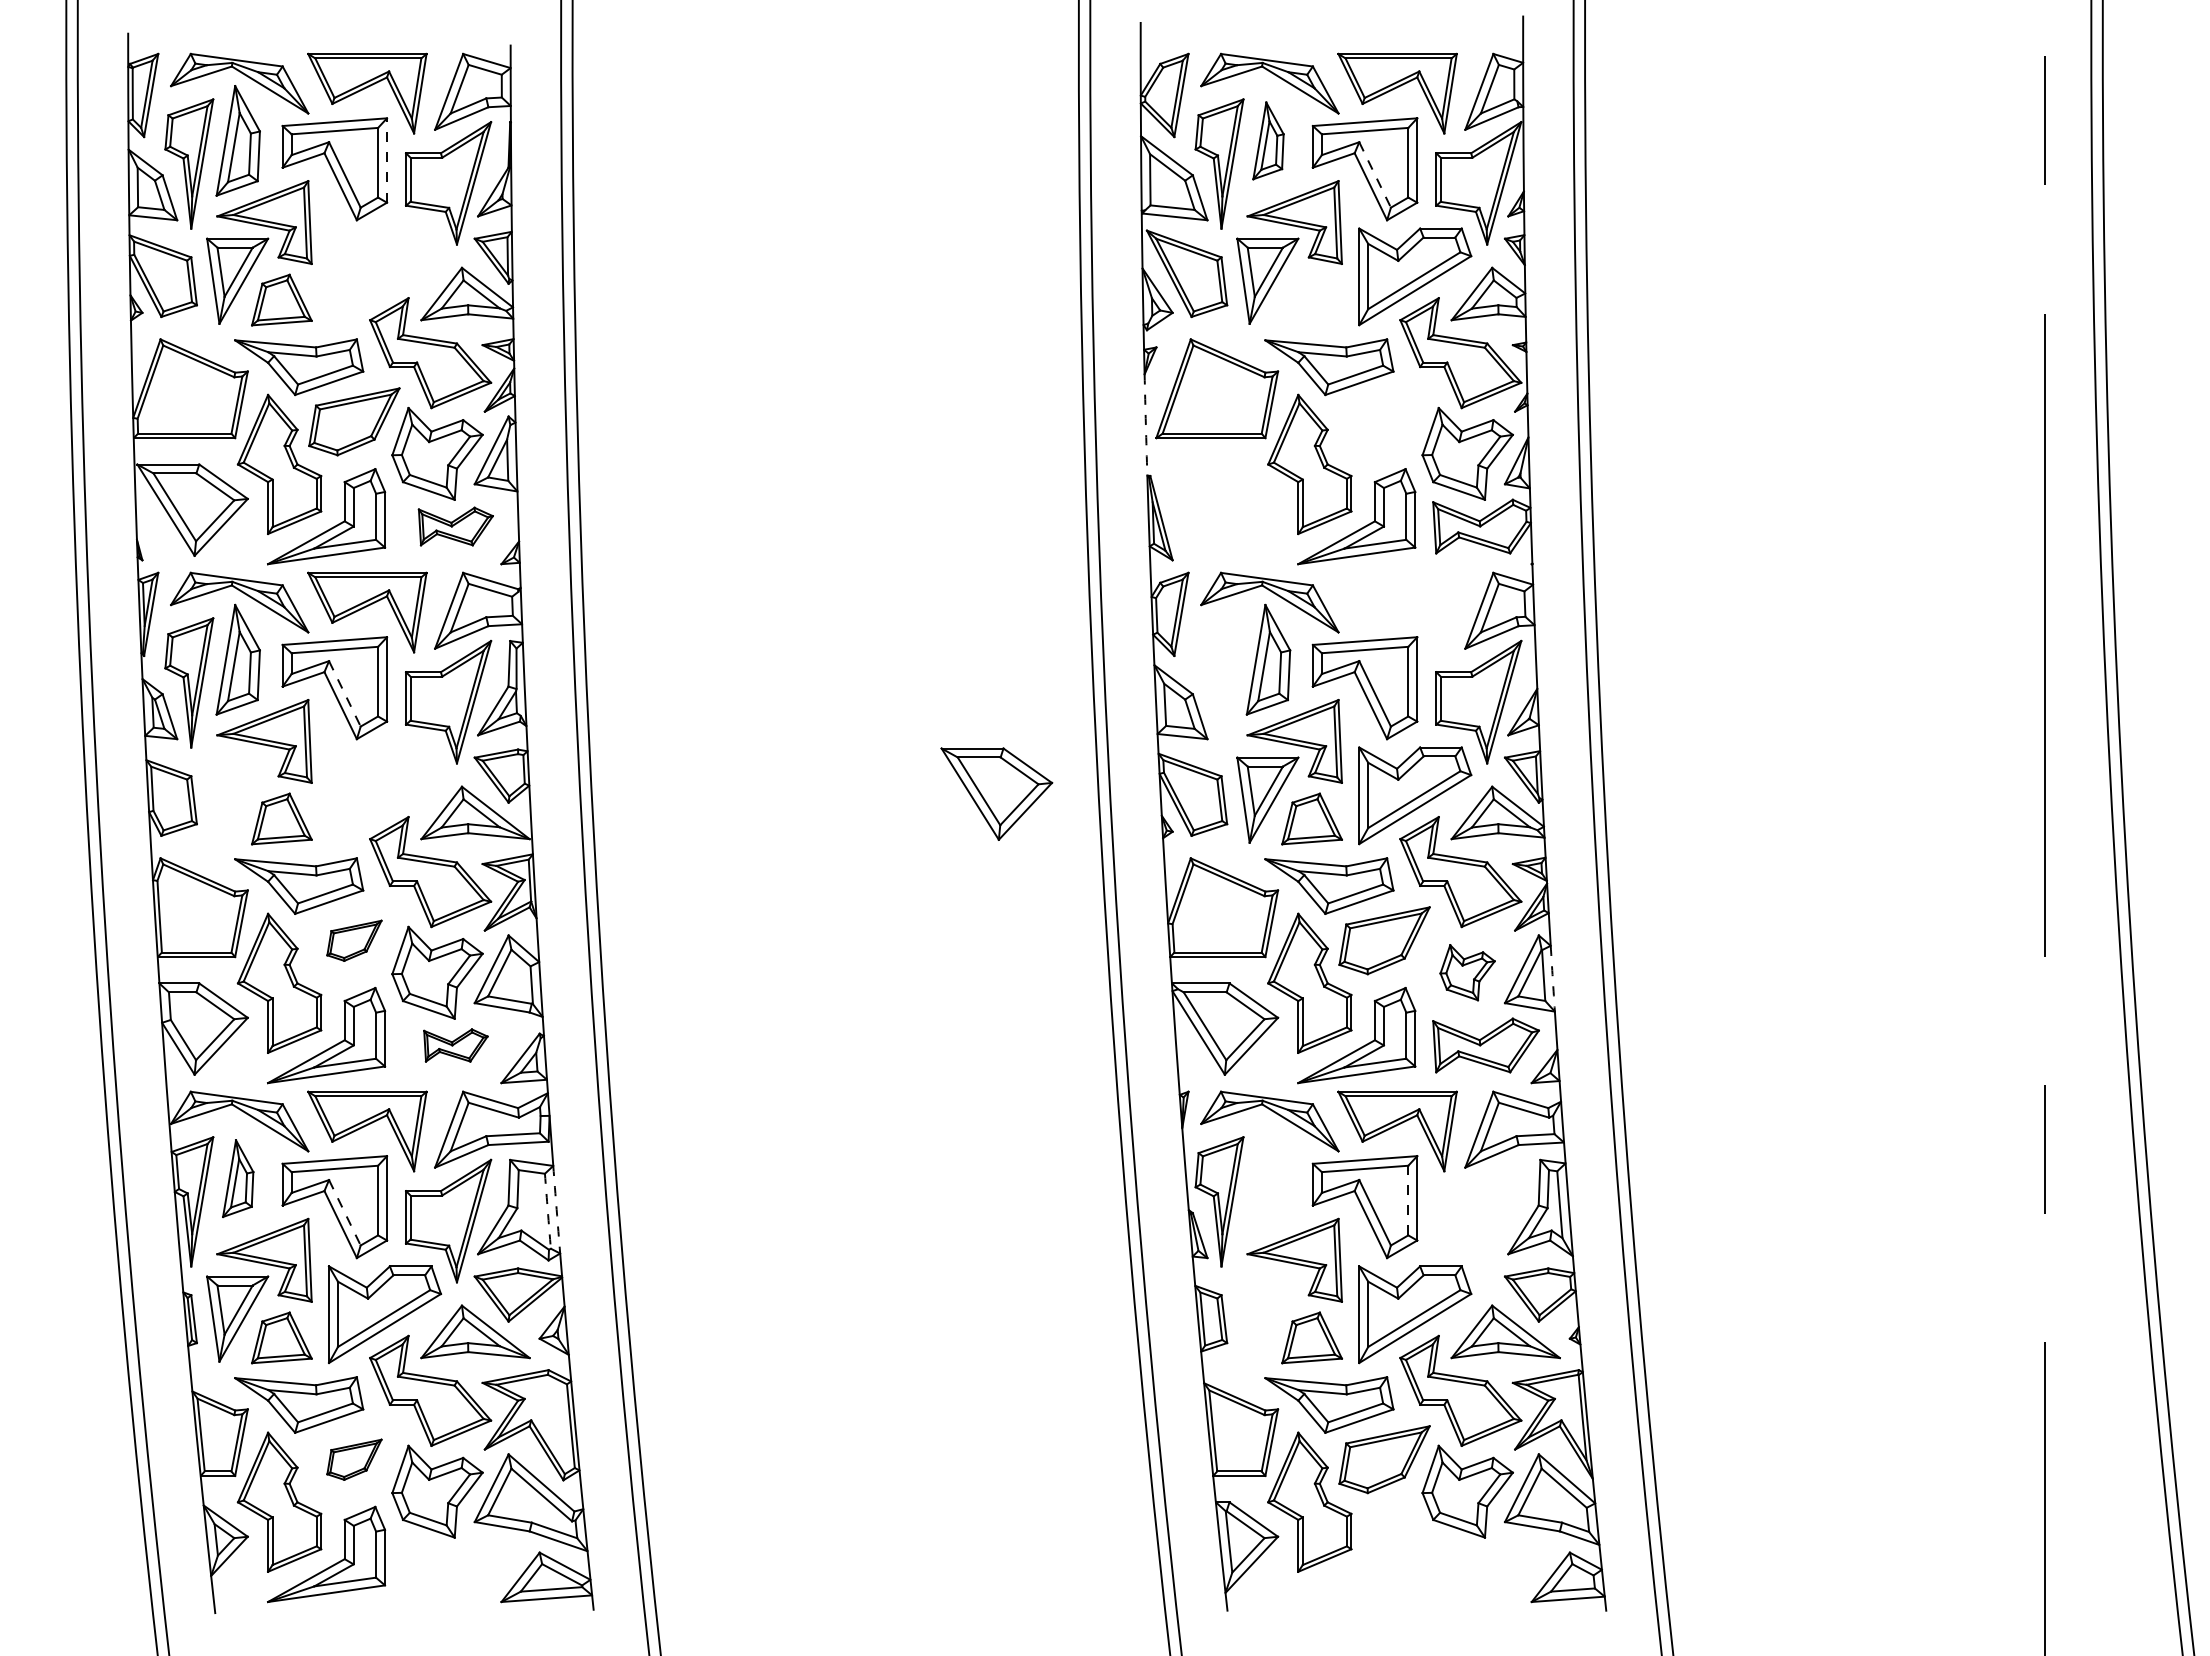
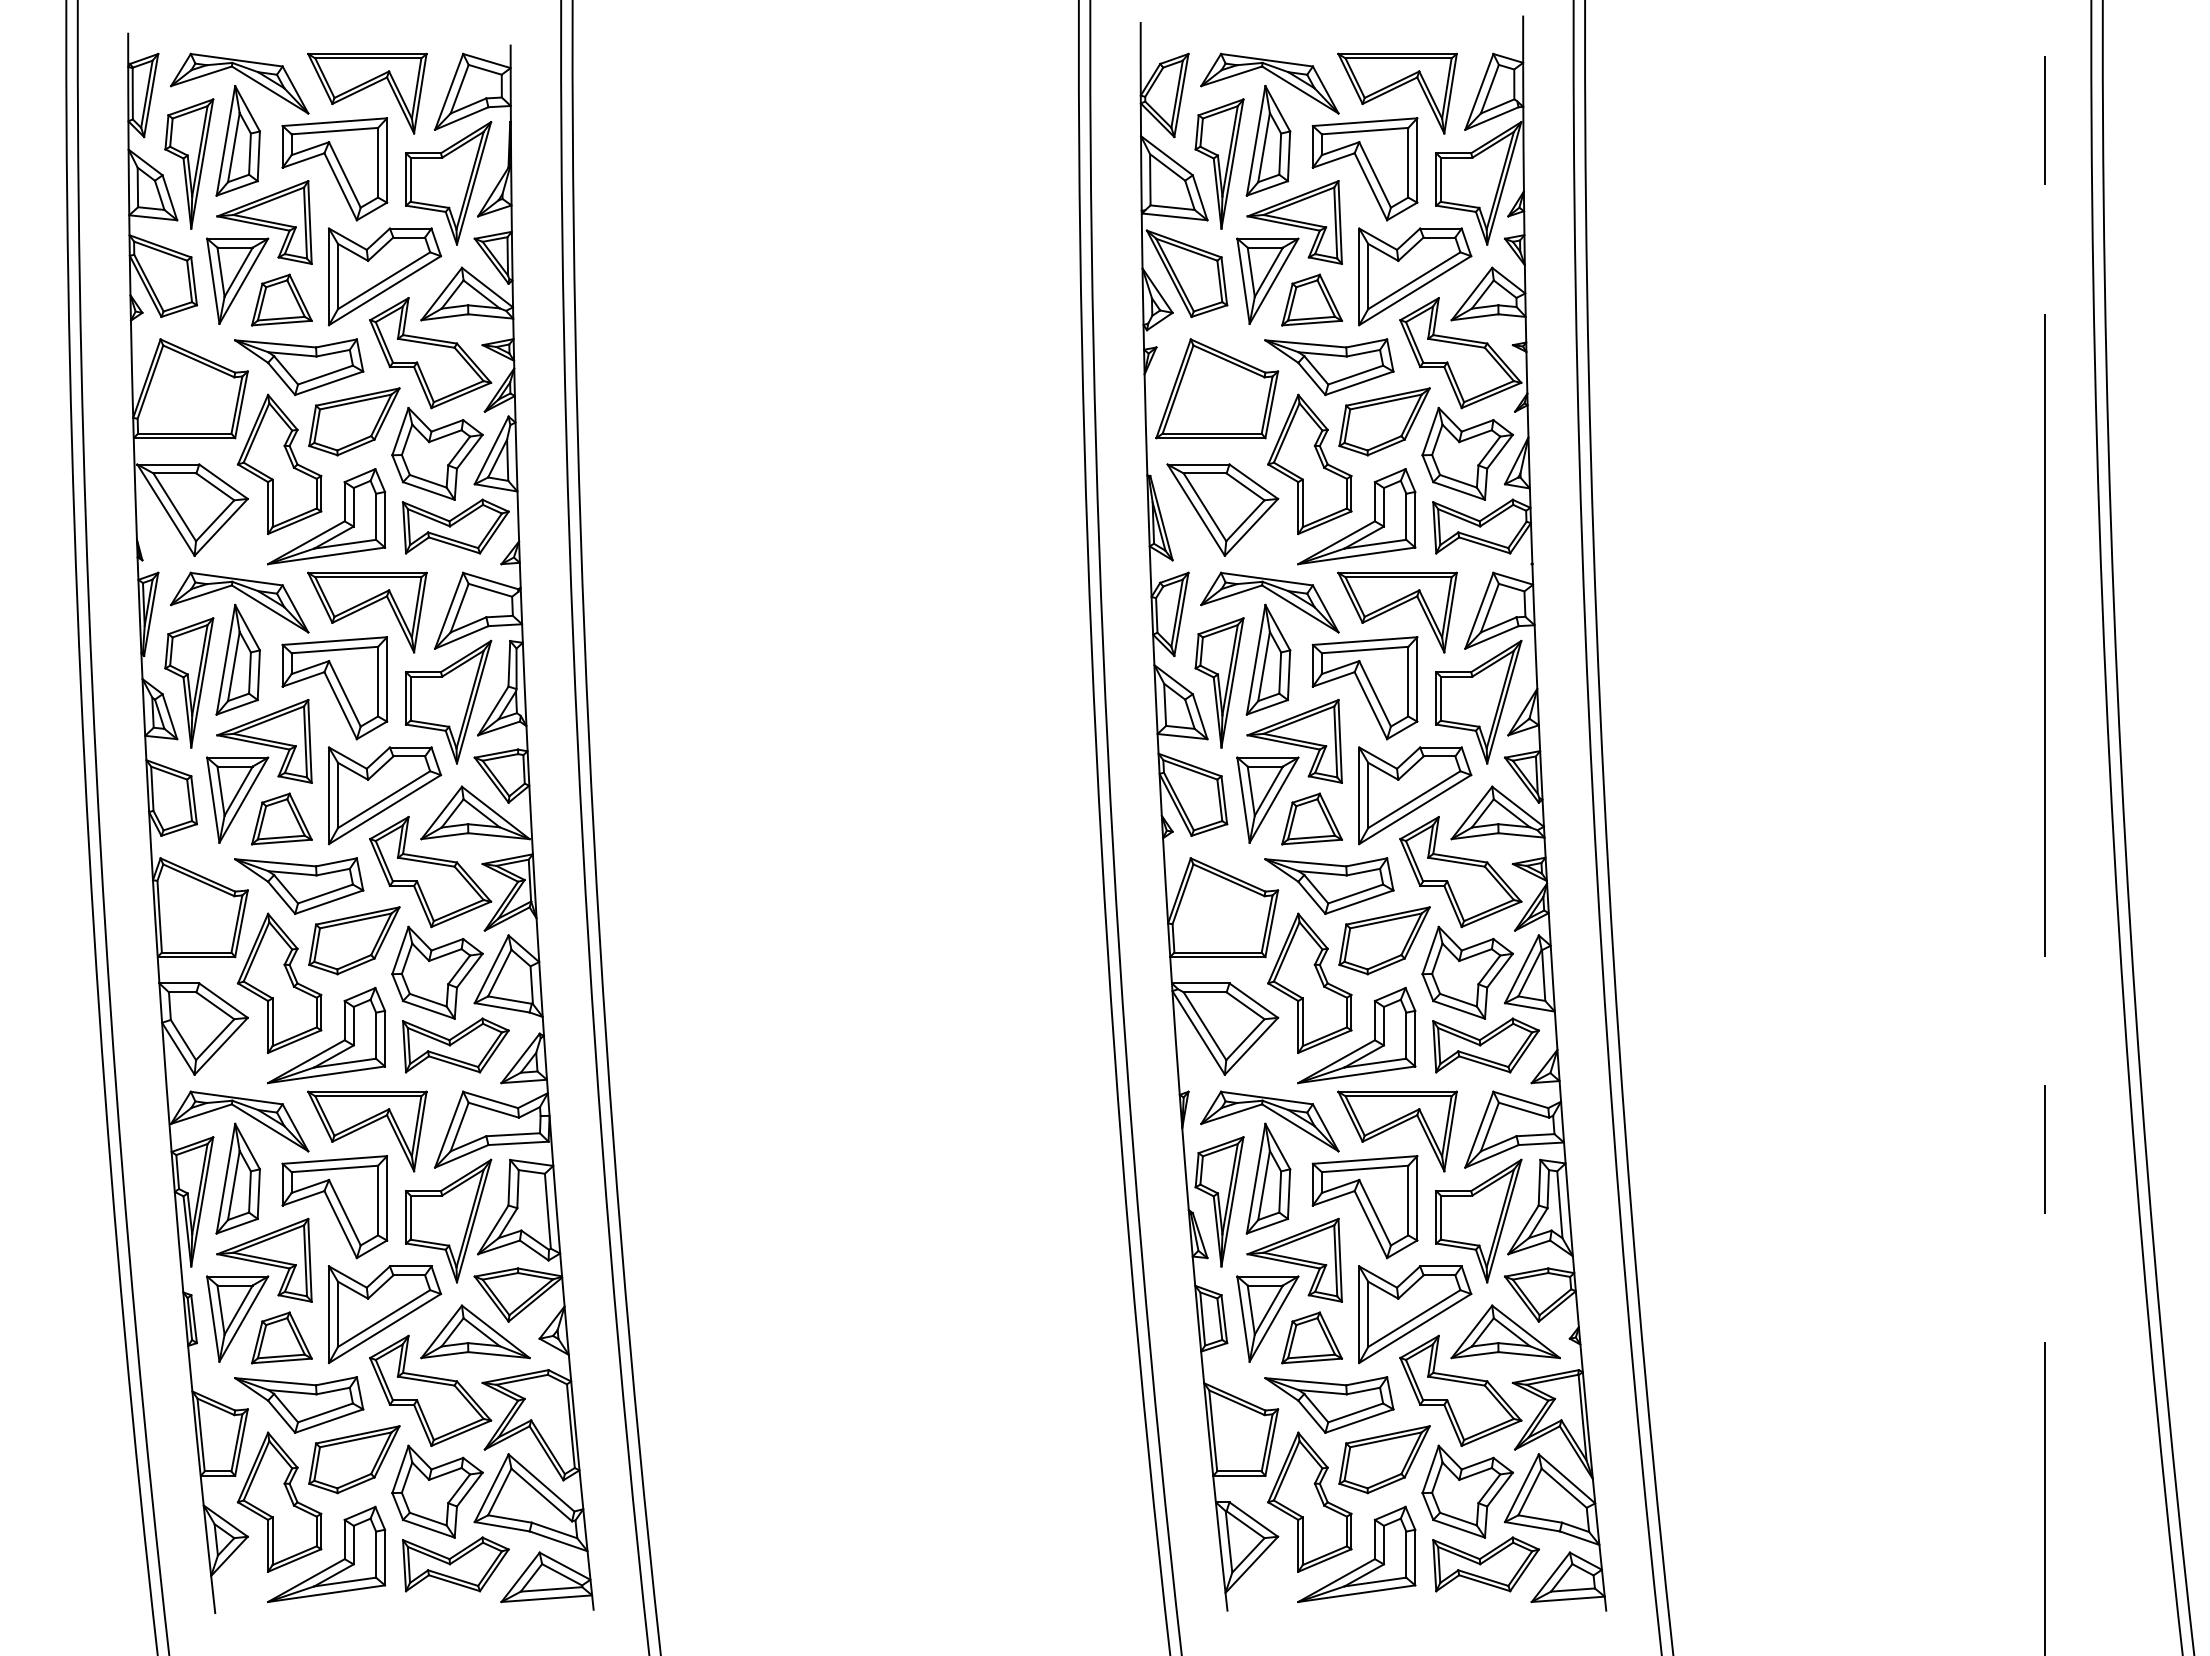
part size: 33x80 px -> 47x112 px (1268, 140)
line: dashed -> solid (387, 160)
line: dashed -> solid (1375, 175)
part: none -> present (384, 276)
part: none -> present (1311, 299)
part: none -> present (1384, 421)
arc: dashed -> solid (1145, 424)
part size: 77x41 px -> 108x57 px (455, 526)
part: none -> present (1397, 612)
part: none -> present (1219, 682)
line: dashed -> solid (345, 694)
part position: (996, 793) -> (1222, 509) (1222, 509)
part: none -> present (384, 795)
part: none -> present (237, 799)
part size: 57x43 px -> 93x70 px (354, 940)
part size: 57x58 px -> 93x95 px (1467, 972)
arc: dashed -> solid (1552, 978)
part size: 66x35 px -> 108x57 px (455, 1045)
part size: 33x80 px -> 46x113 px (237, 1178)
part: none -> present (1268, 1178)
line: dashed -> solid (1408, 1200)
arc: dashed -> solid (556, 1209)
arc: dashed -> solid (547, 1211)
line: dashed -> solid (345, 1213)
part: none -> present (1478, 1220)
part: none -> present (1267, 1318)
part size: 57x43 px -> 93x70 px (354, 1459)
part: none -> present (1364, 1563)
part: none -> present (455, 1564)
part: none -> present (1485, 1564)
